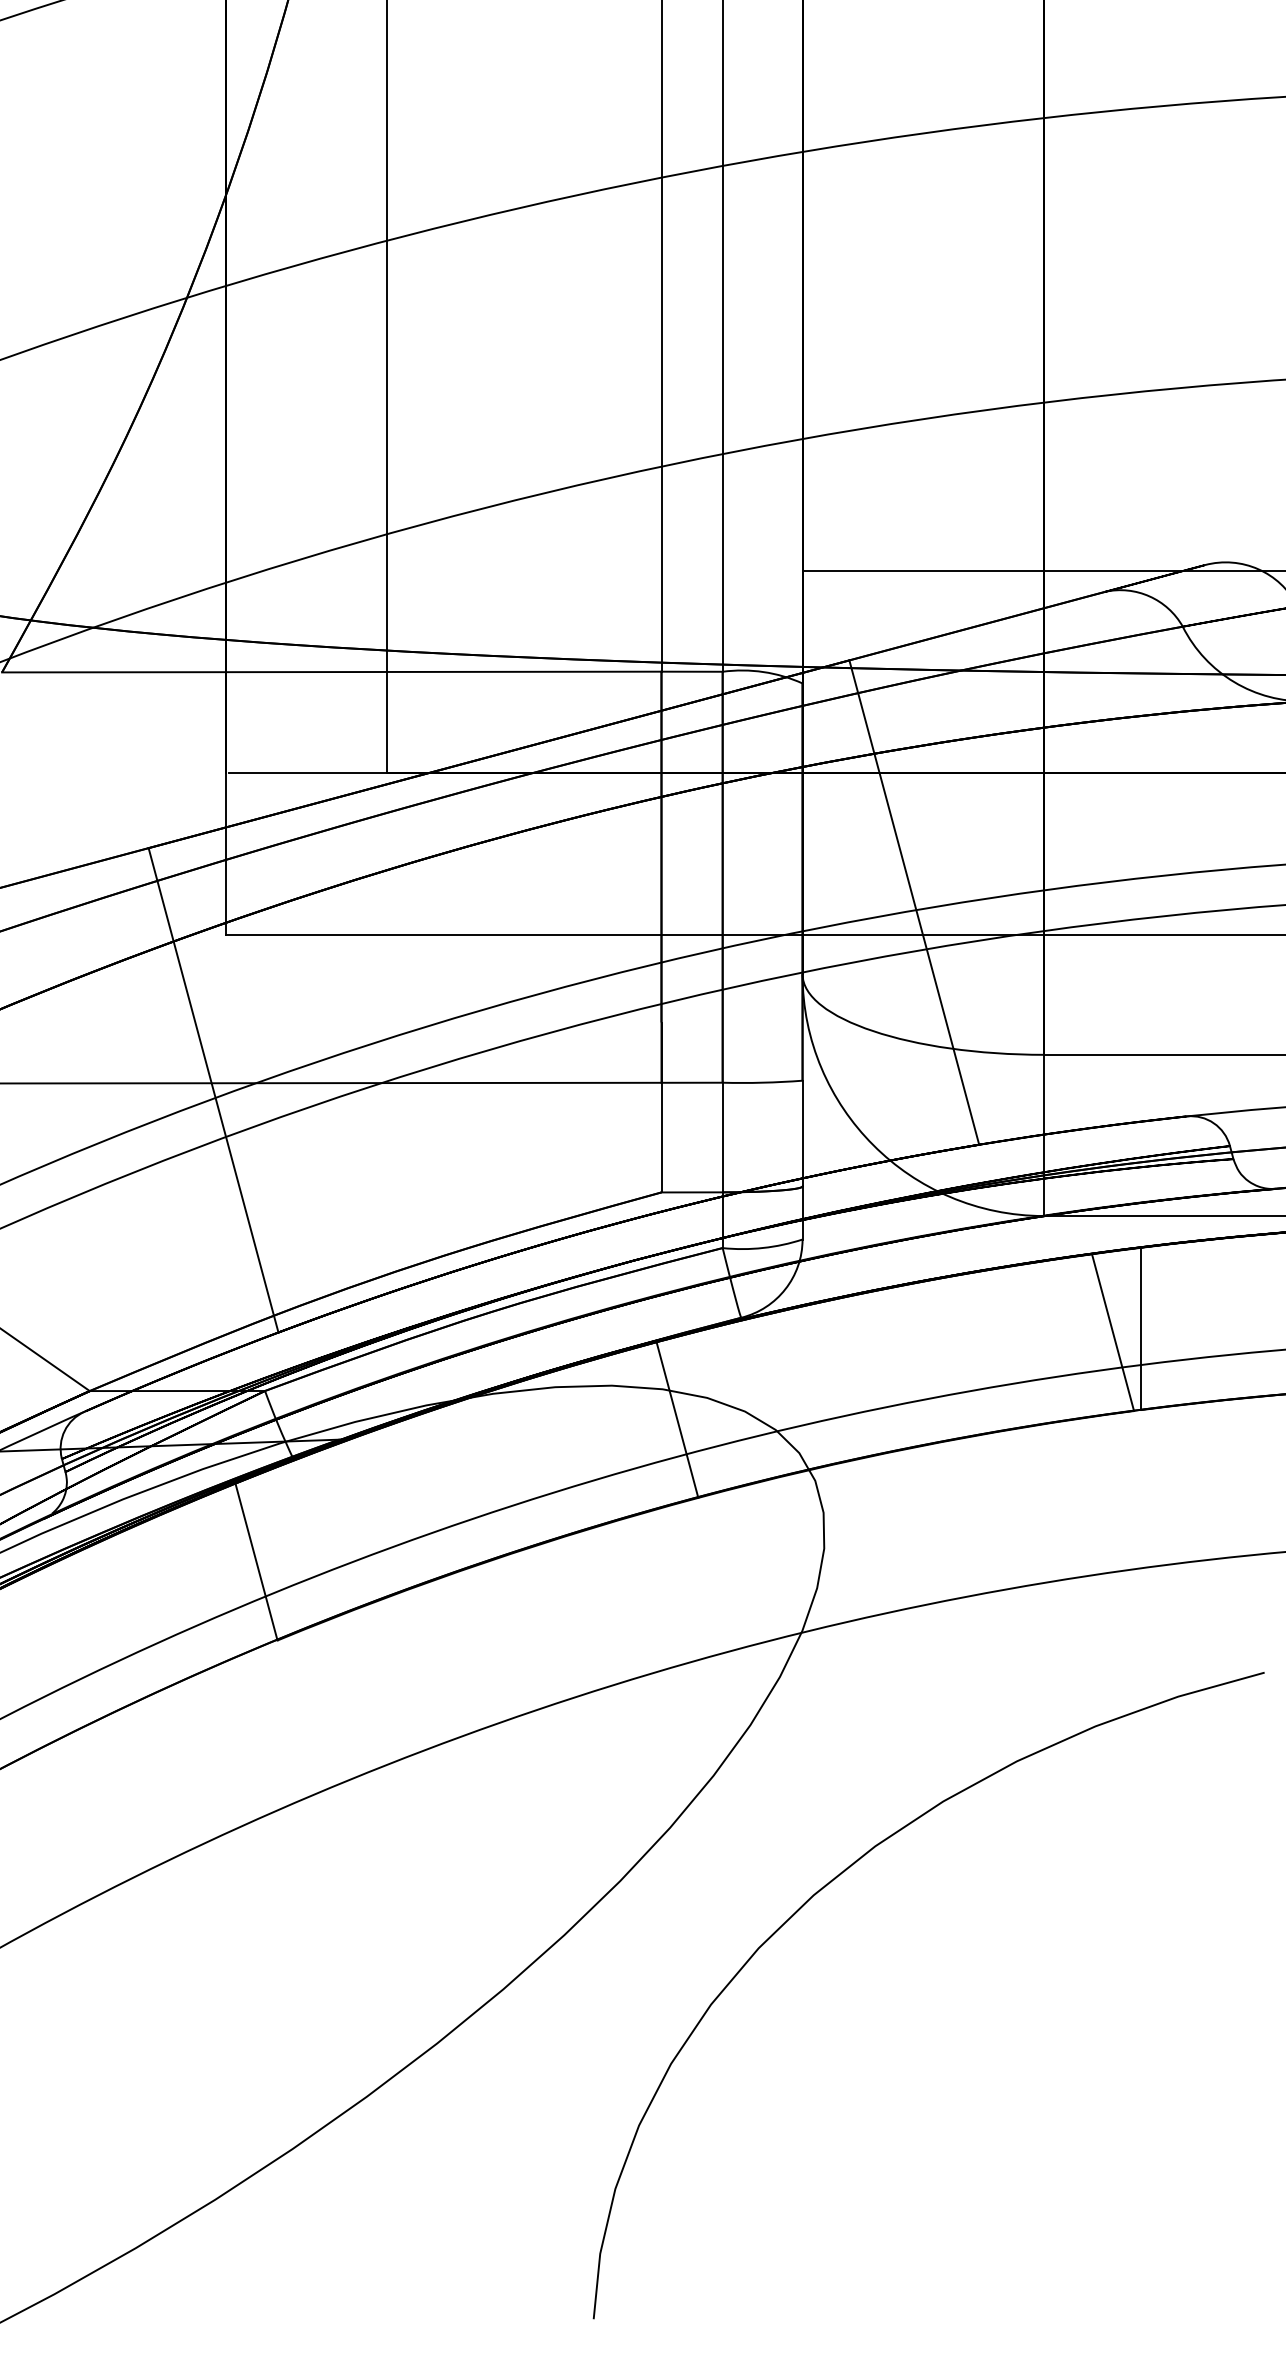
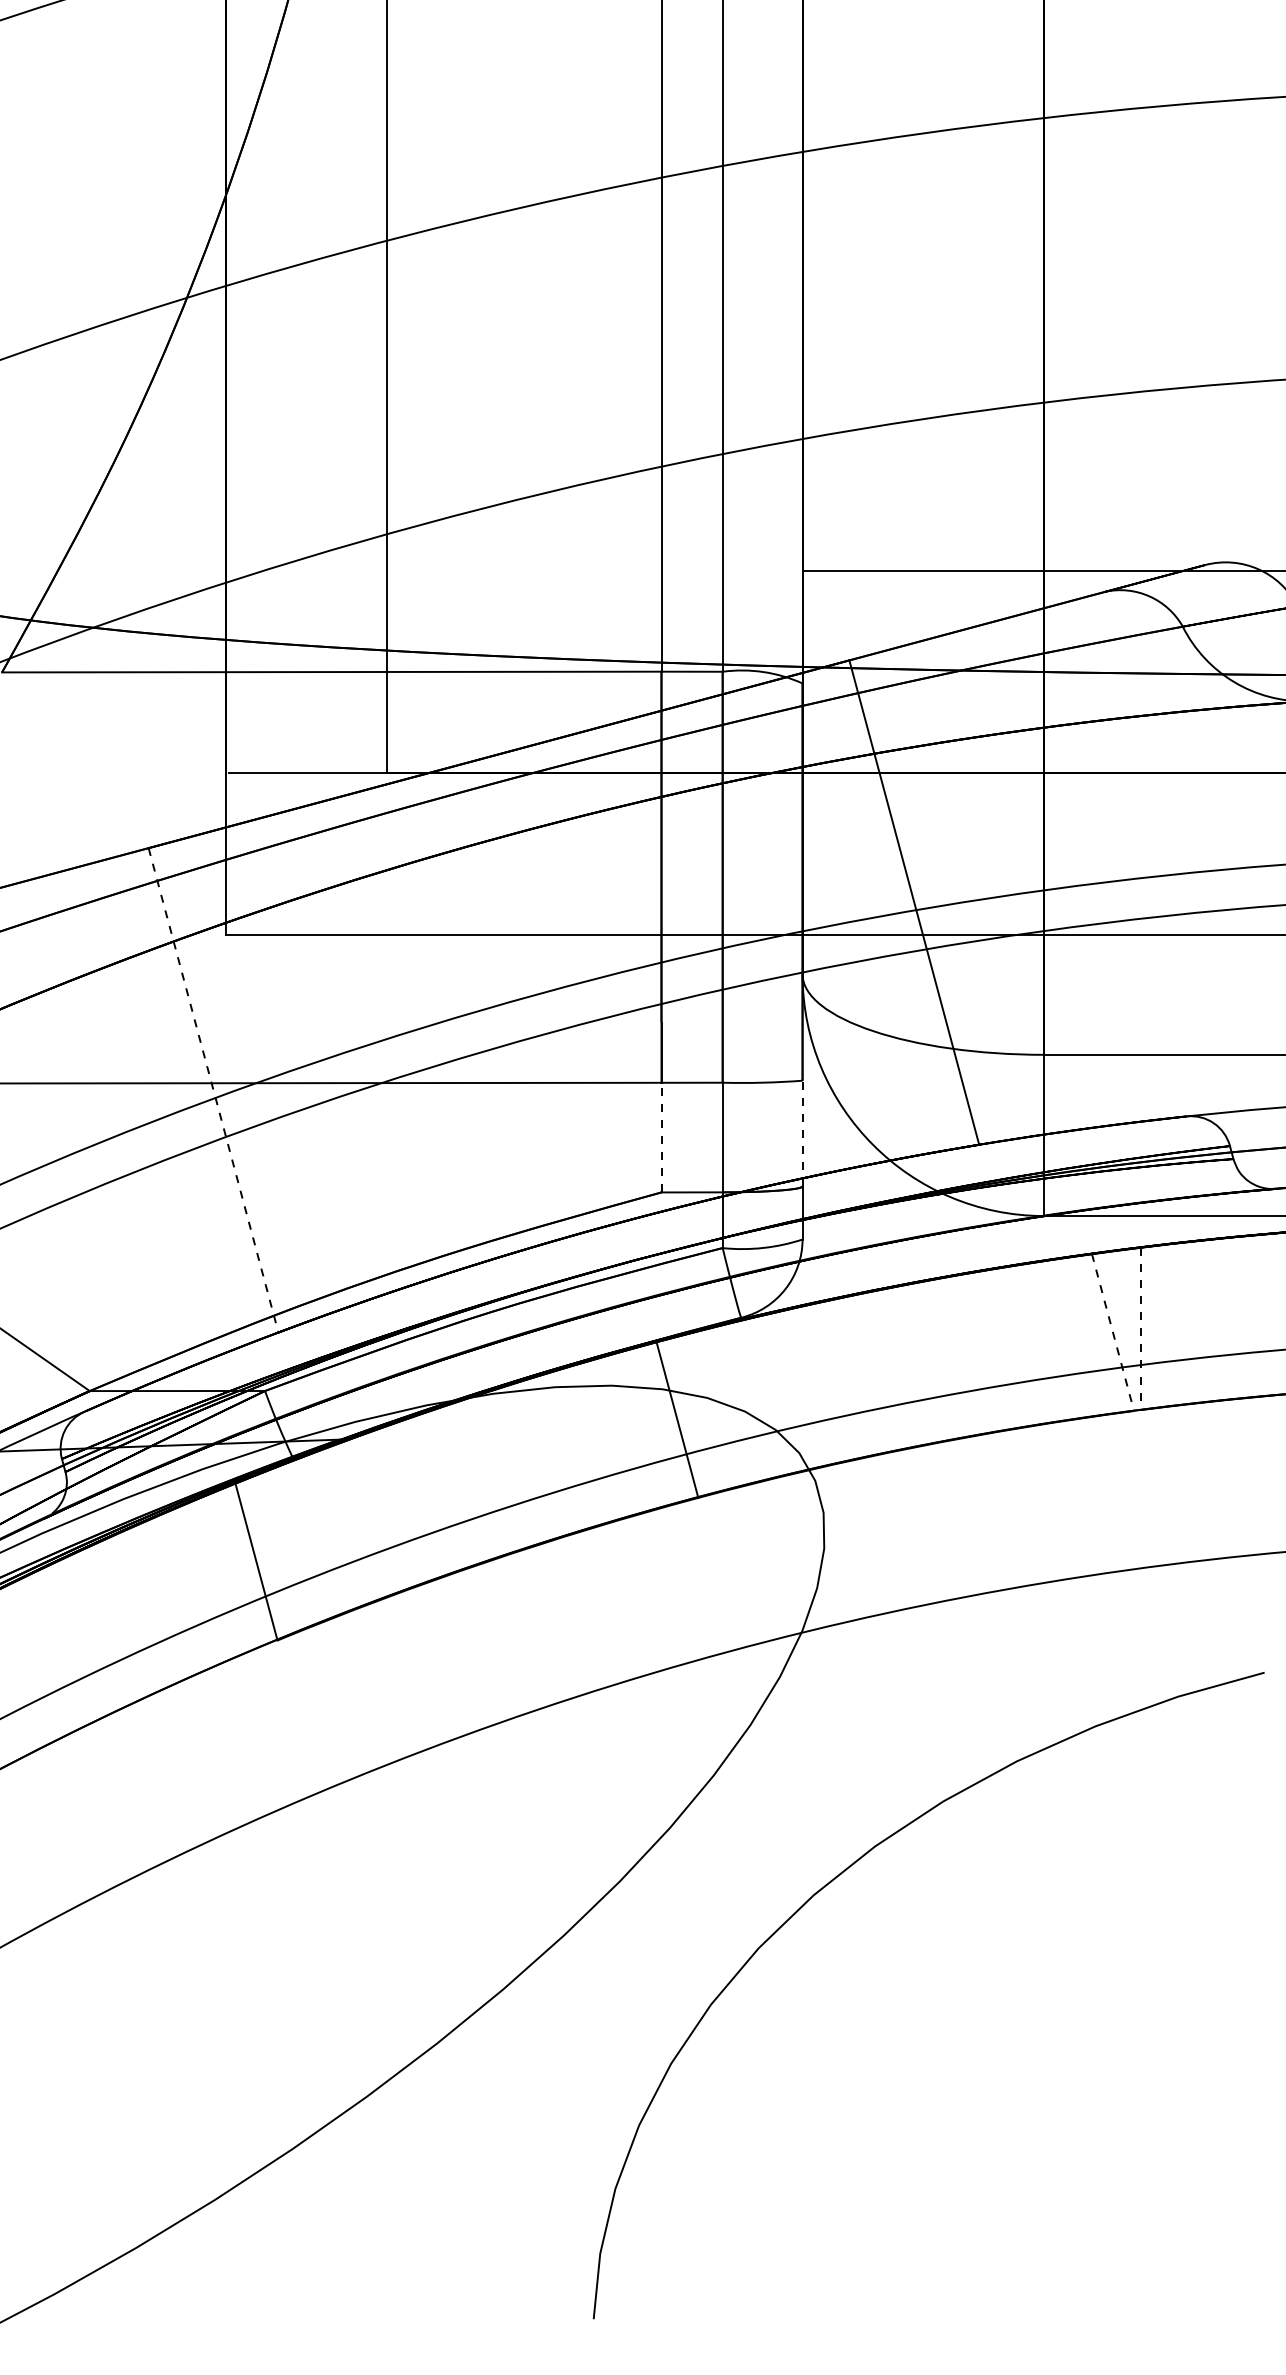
line: solid -> dashed (213, 1090)
line: solid -> dashed (802, 1133)
line: solid -> dashed (661, 1137)
line: solid -> dashed (1140, 1329)
line: solid -> dashed (1113, 1332)
